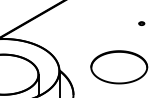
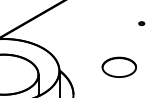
part size: 59x35 px -> 37x22 px (119, 66)
